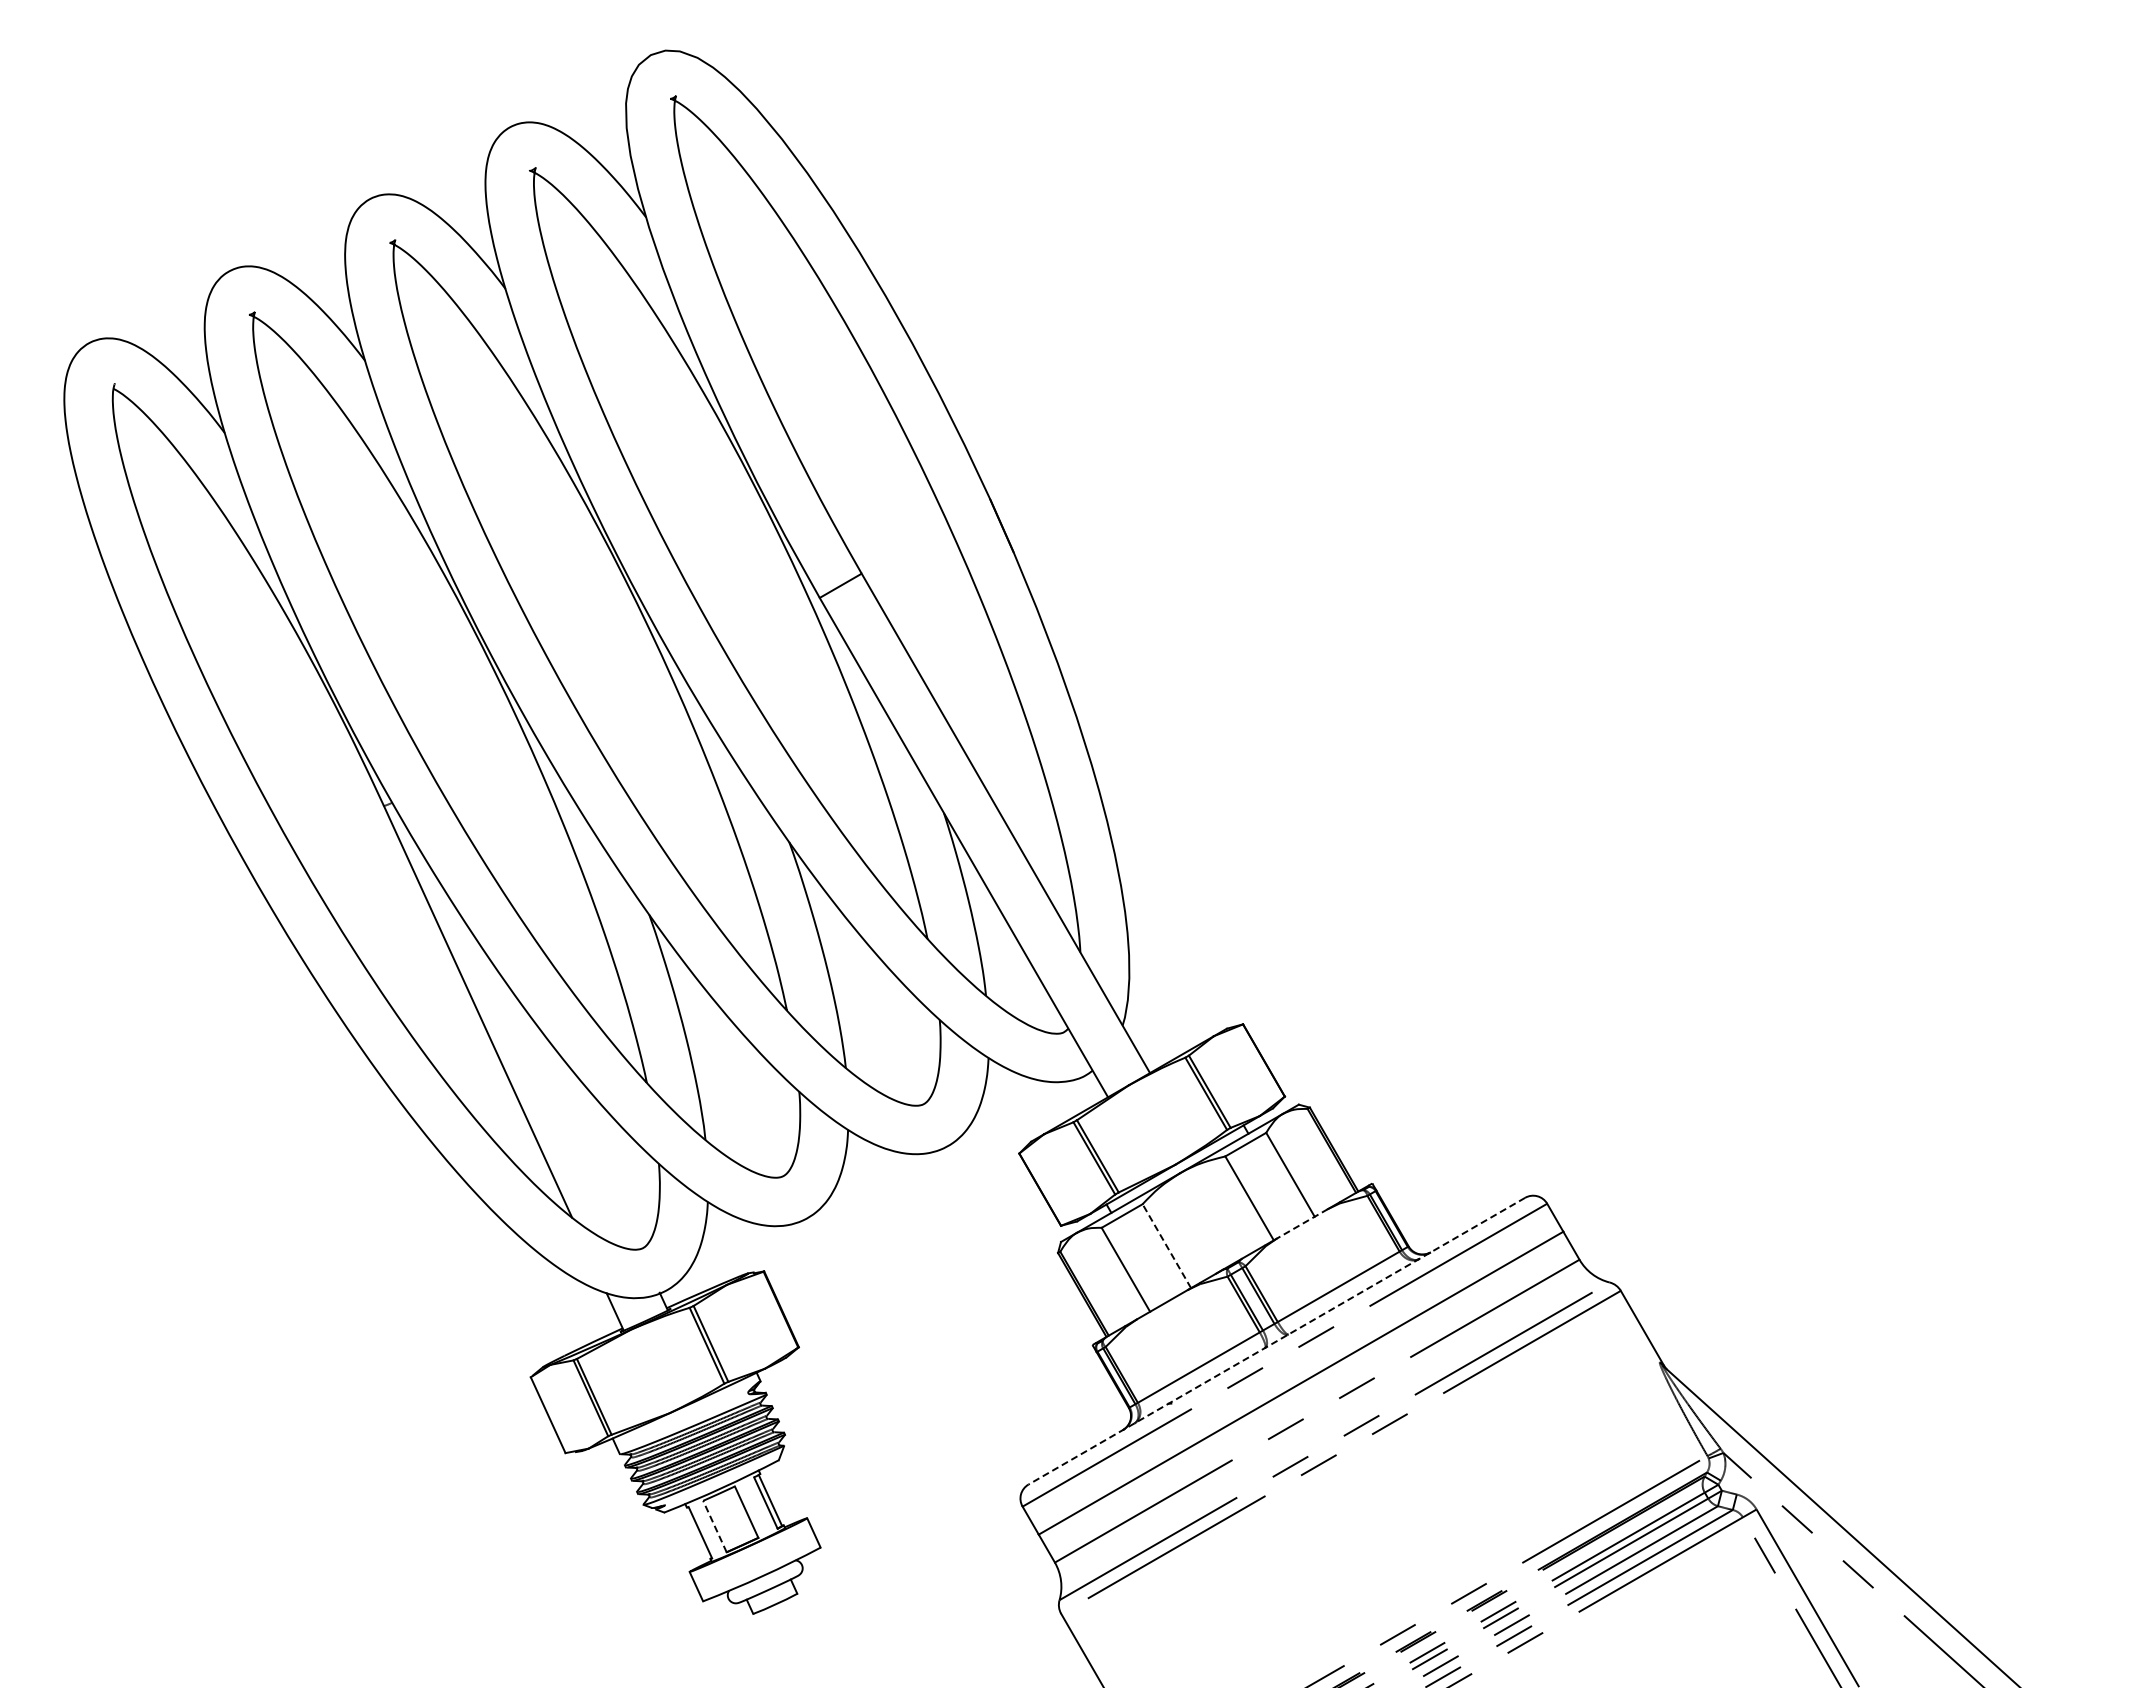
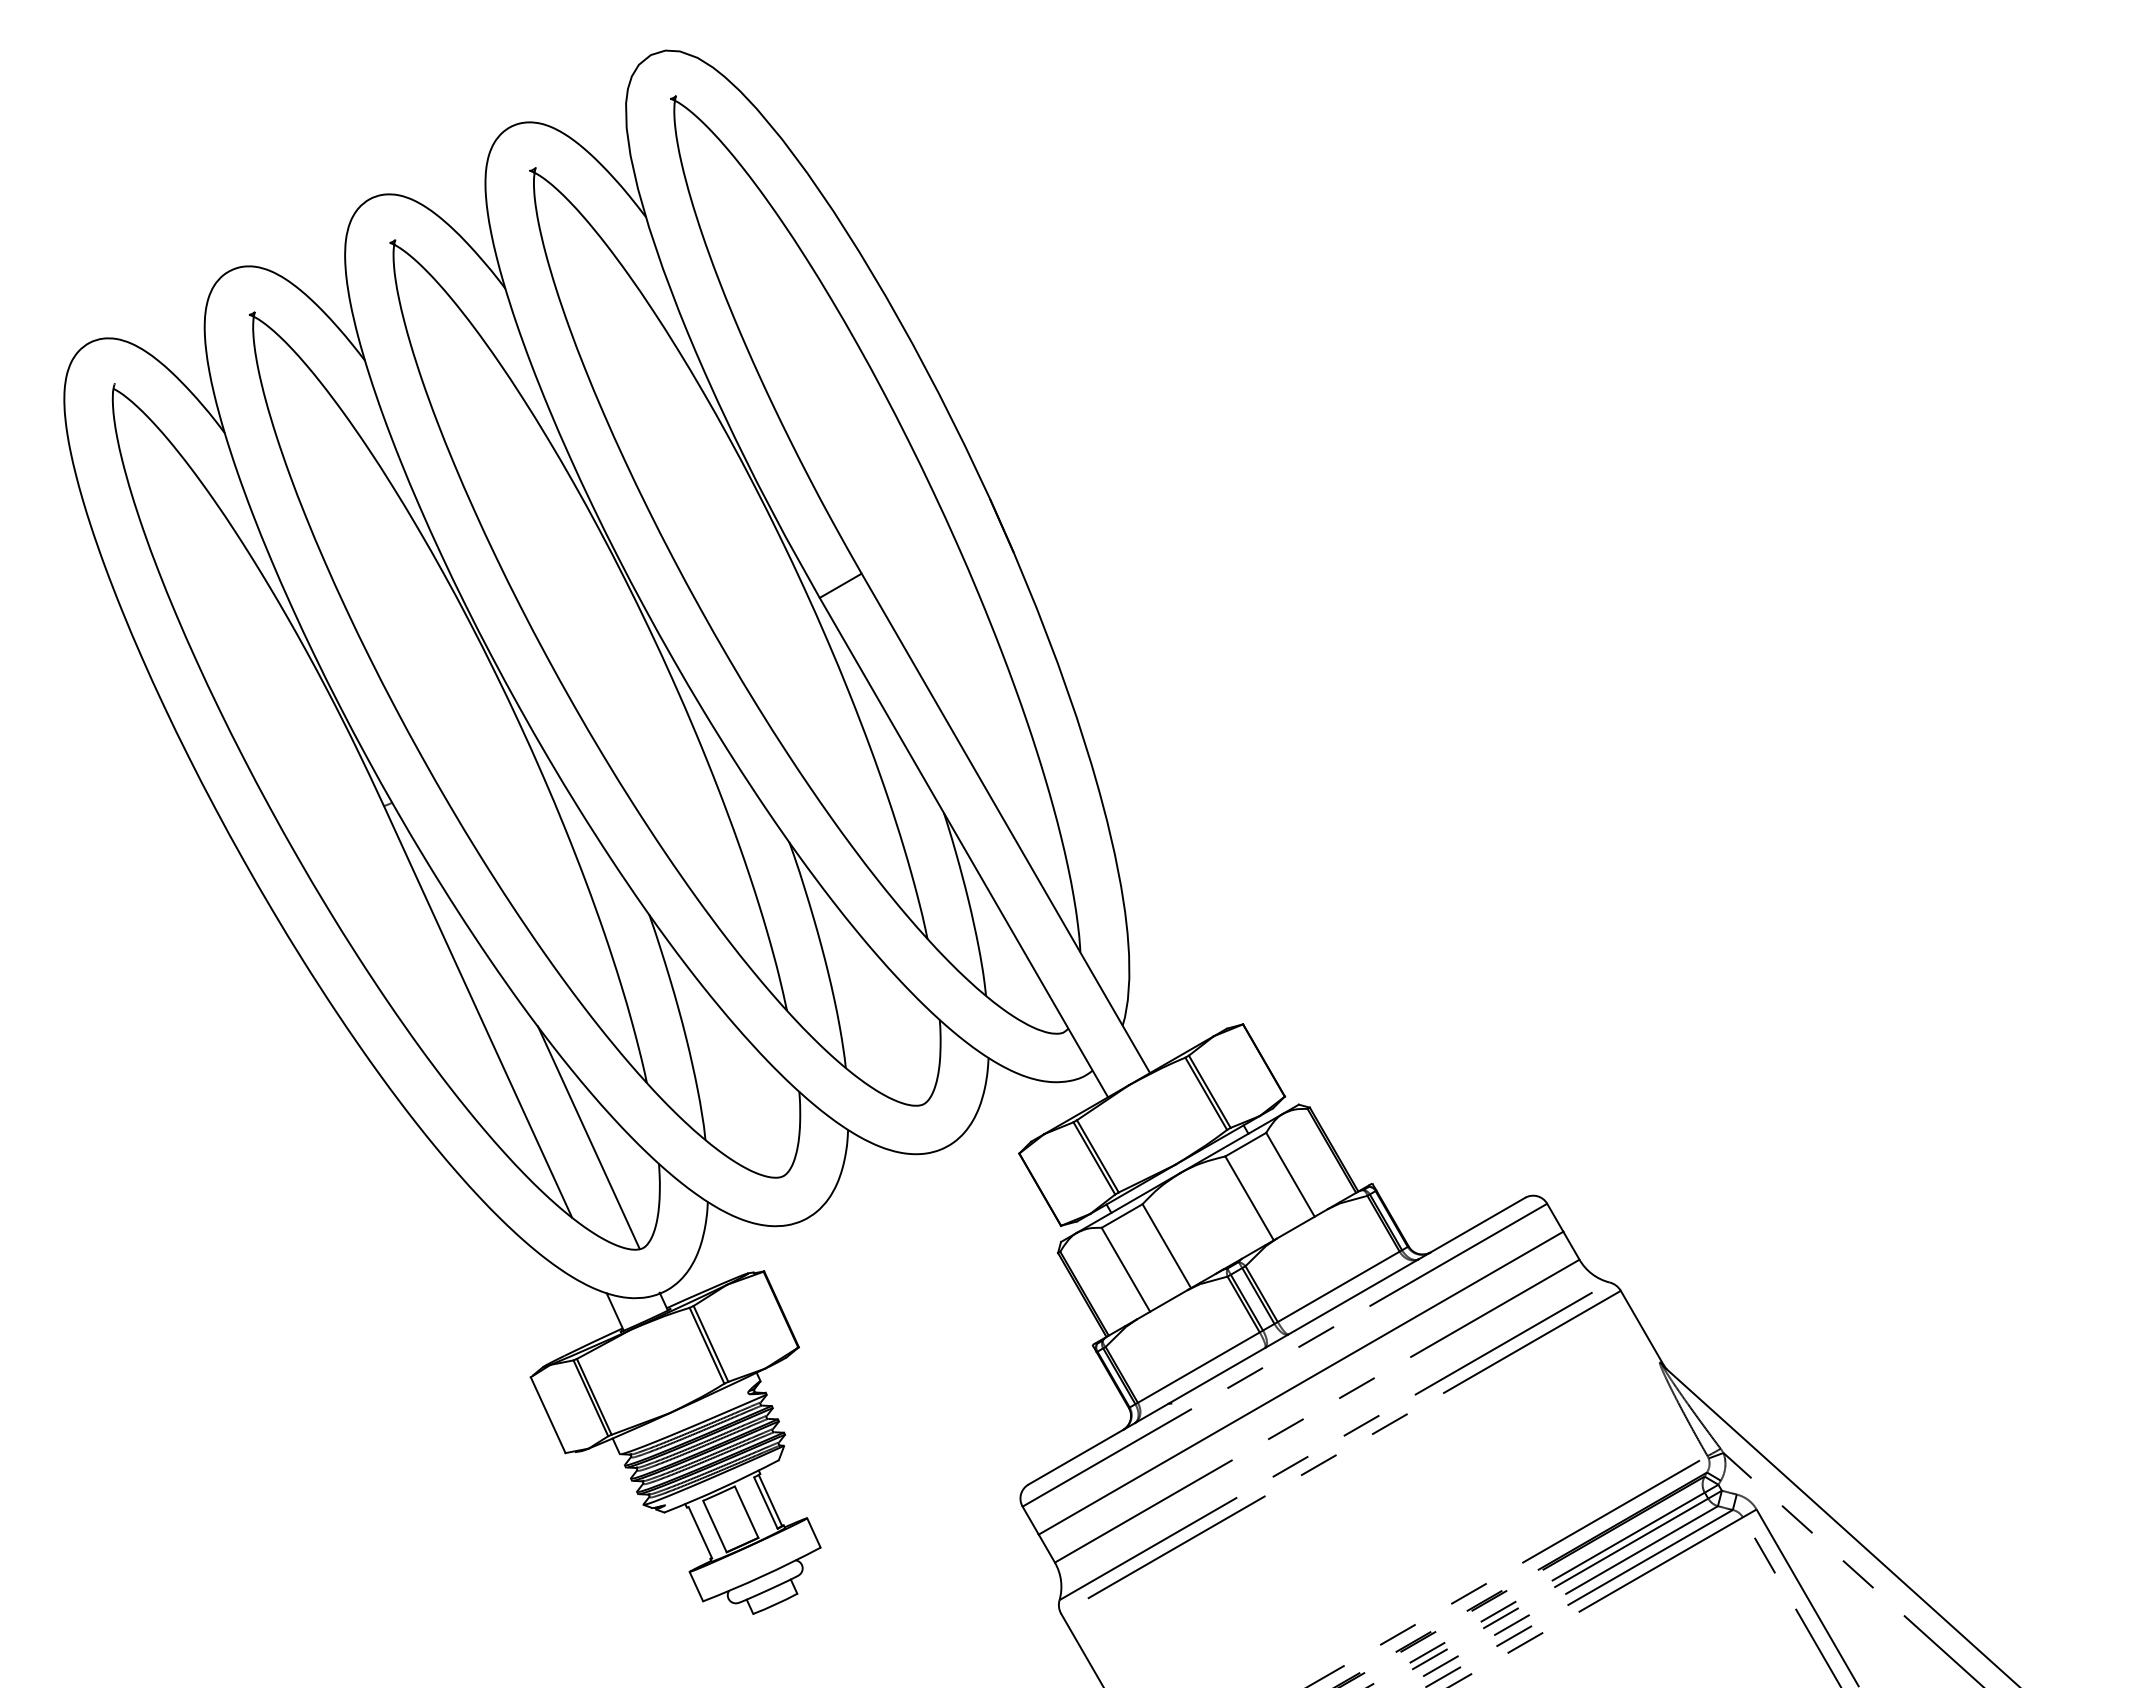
line: none -> present (588, 1137)
line: dashed -> solid (1302, 1223)
line: dashed -> solid (1166, 1245)
line: dashed -> solid (1276, 1341)
line: dashed -> solid (714, 1526)
